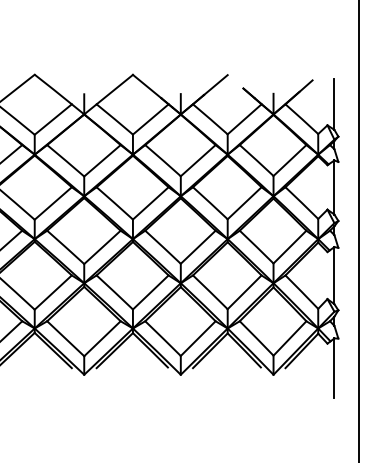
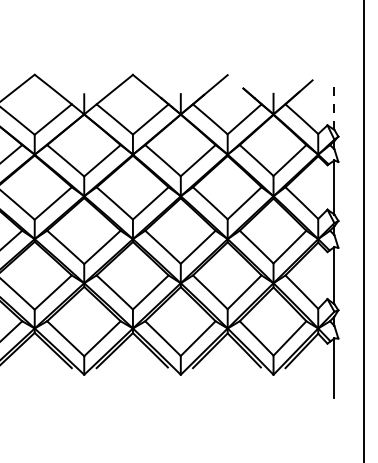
line: solid -> dashed (334, 104)
line position: (359, 230) -> (364, 230) (364, 230)
